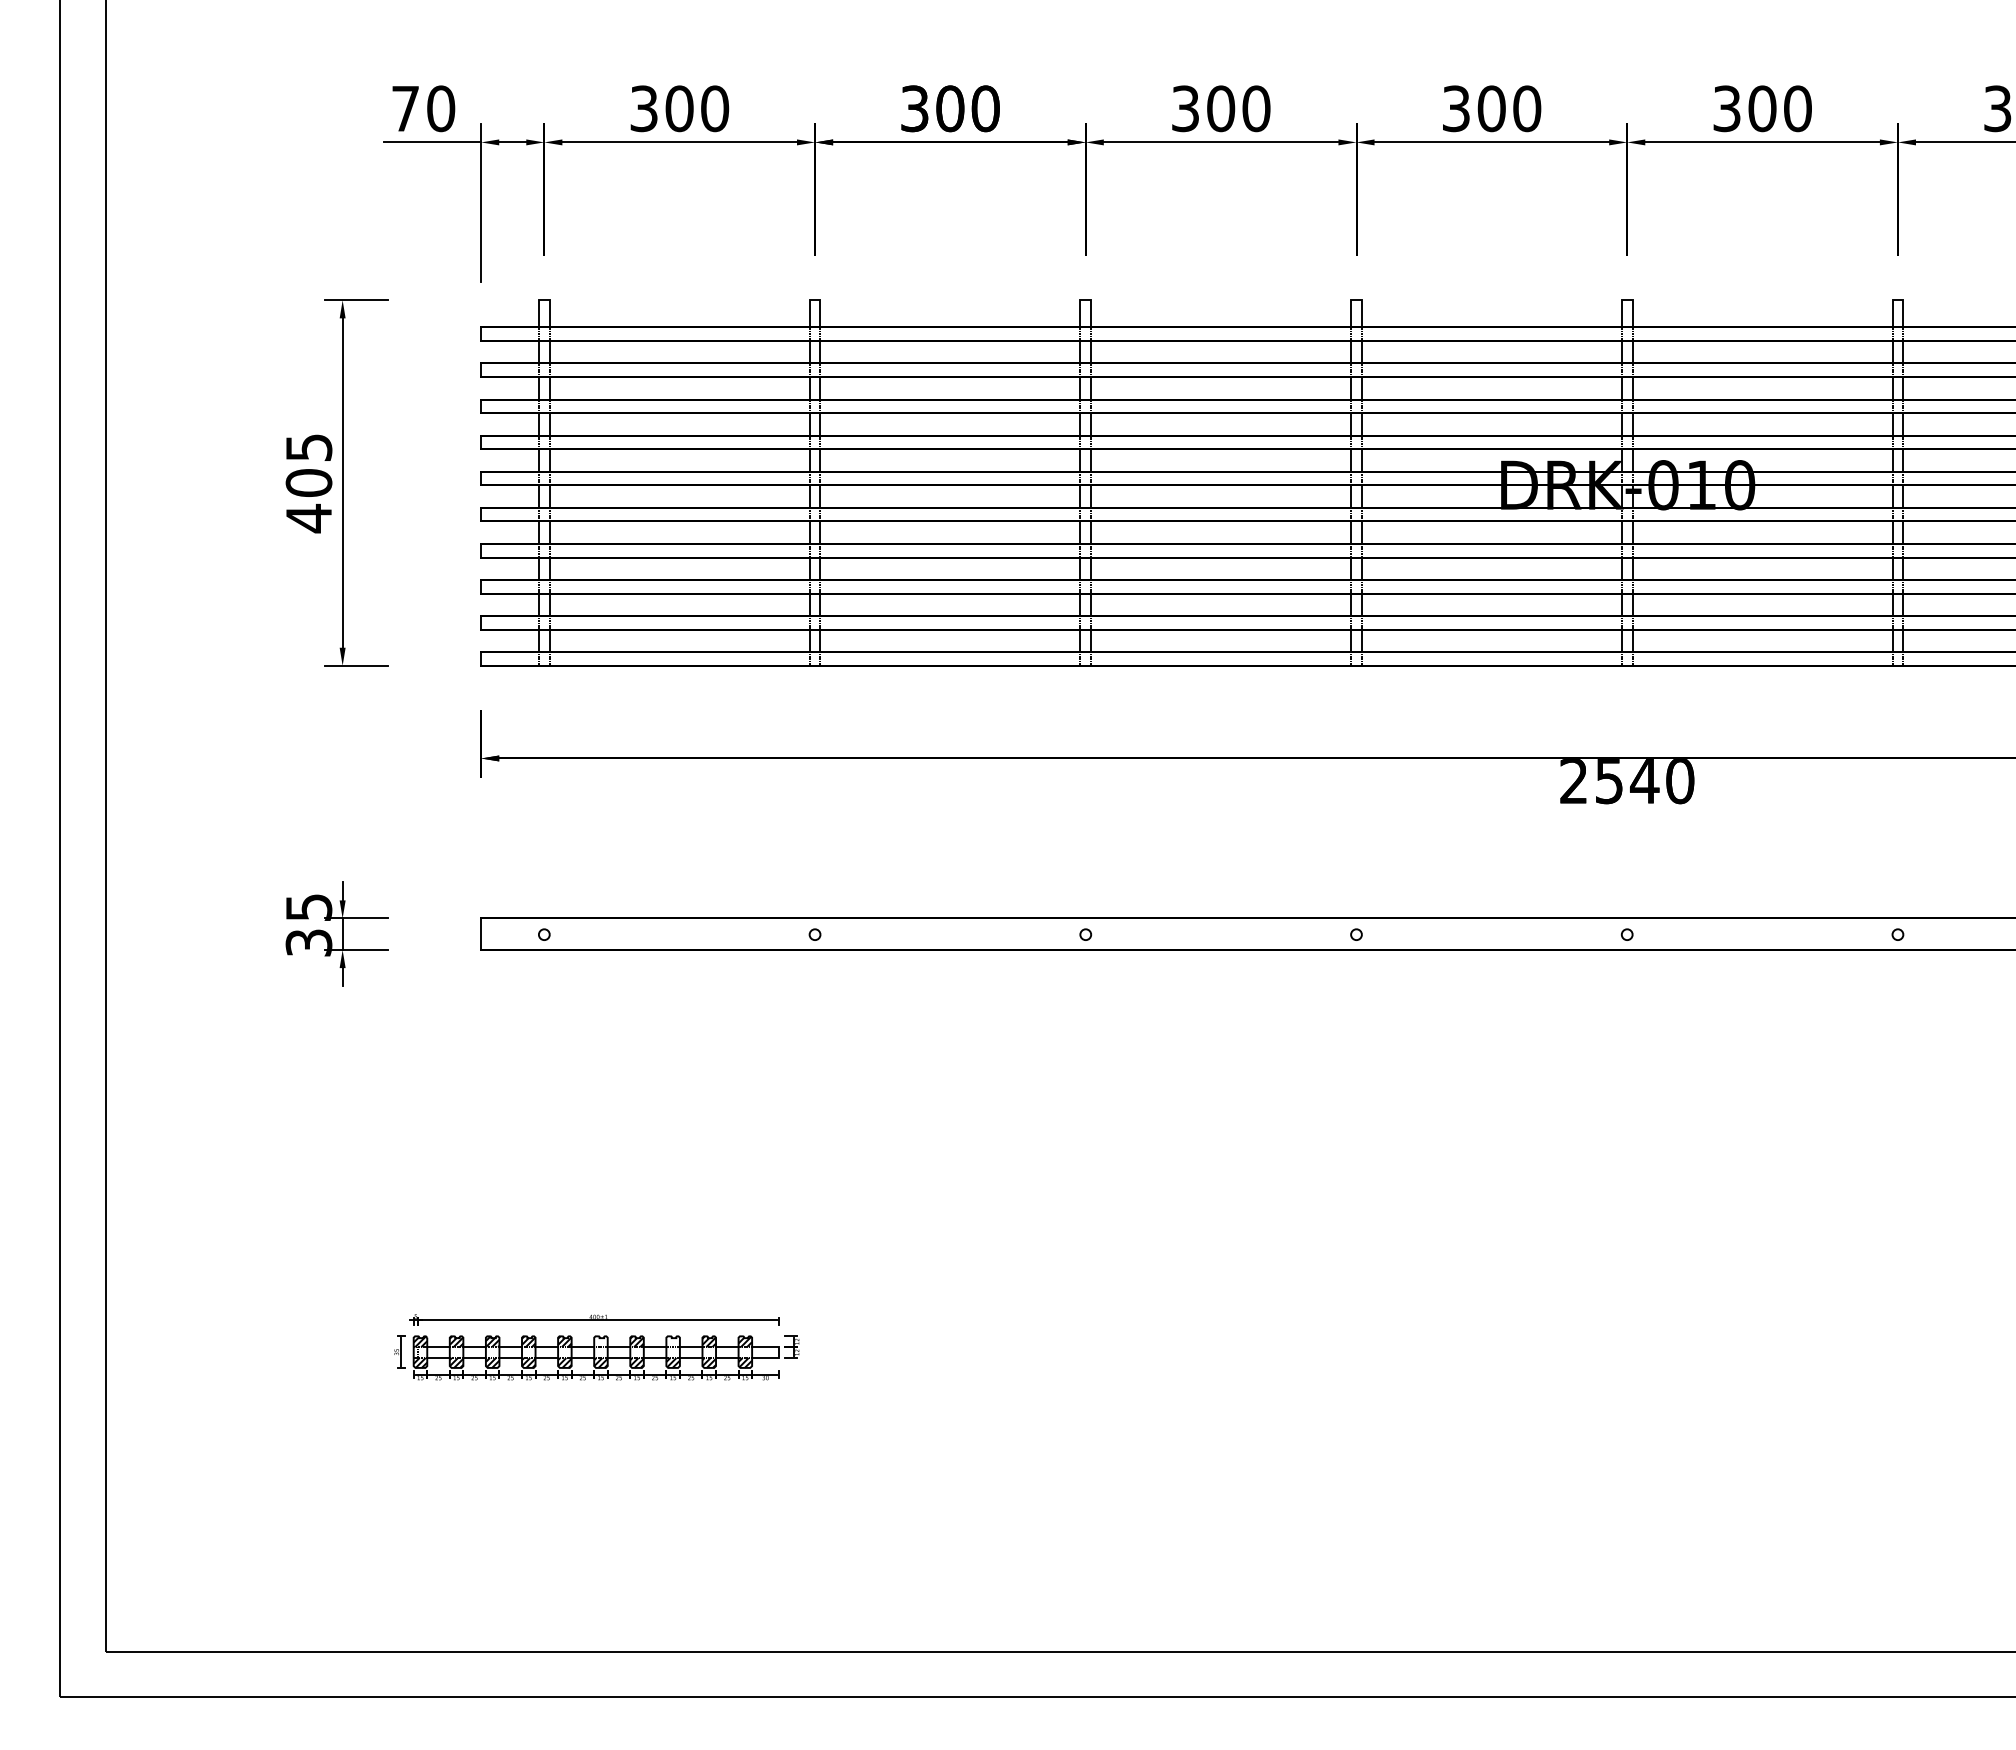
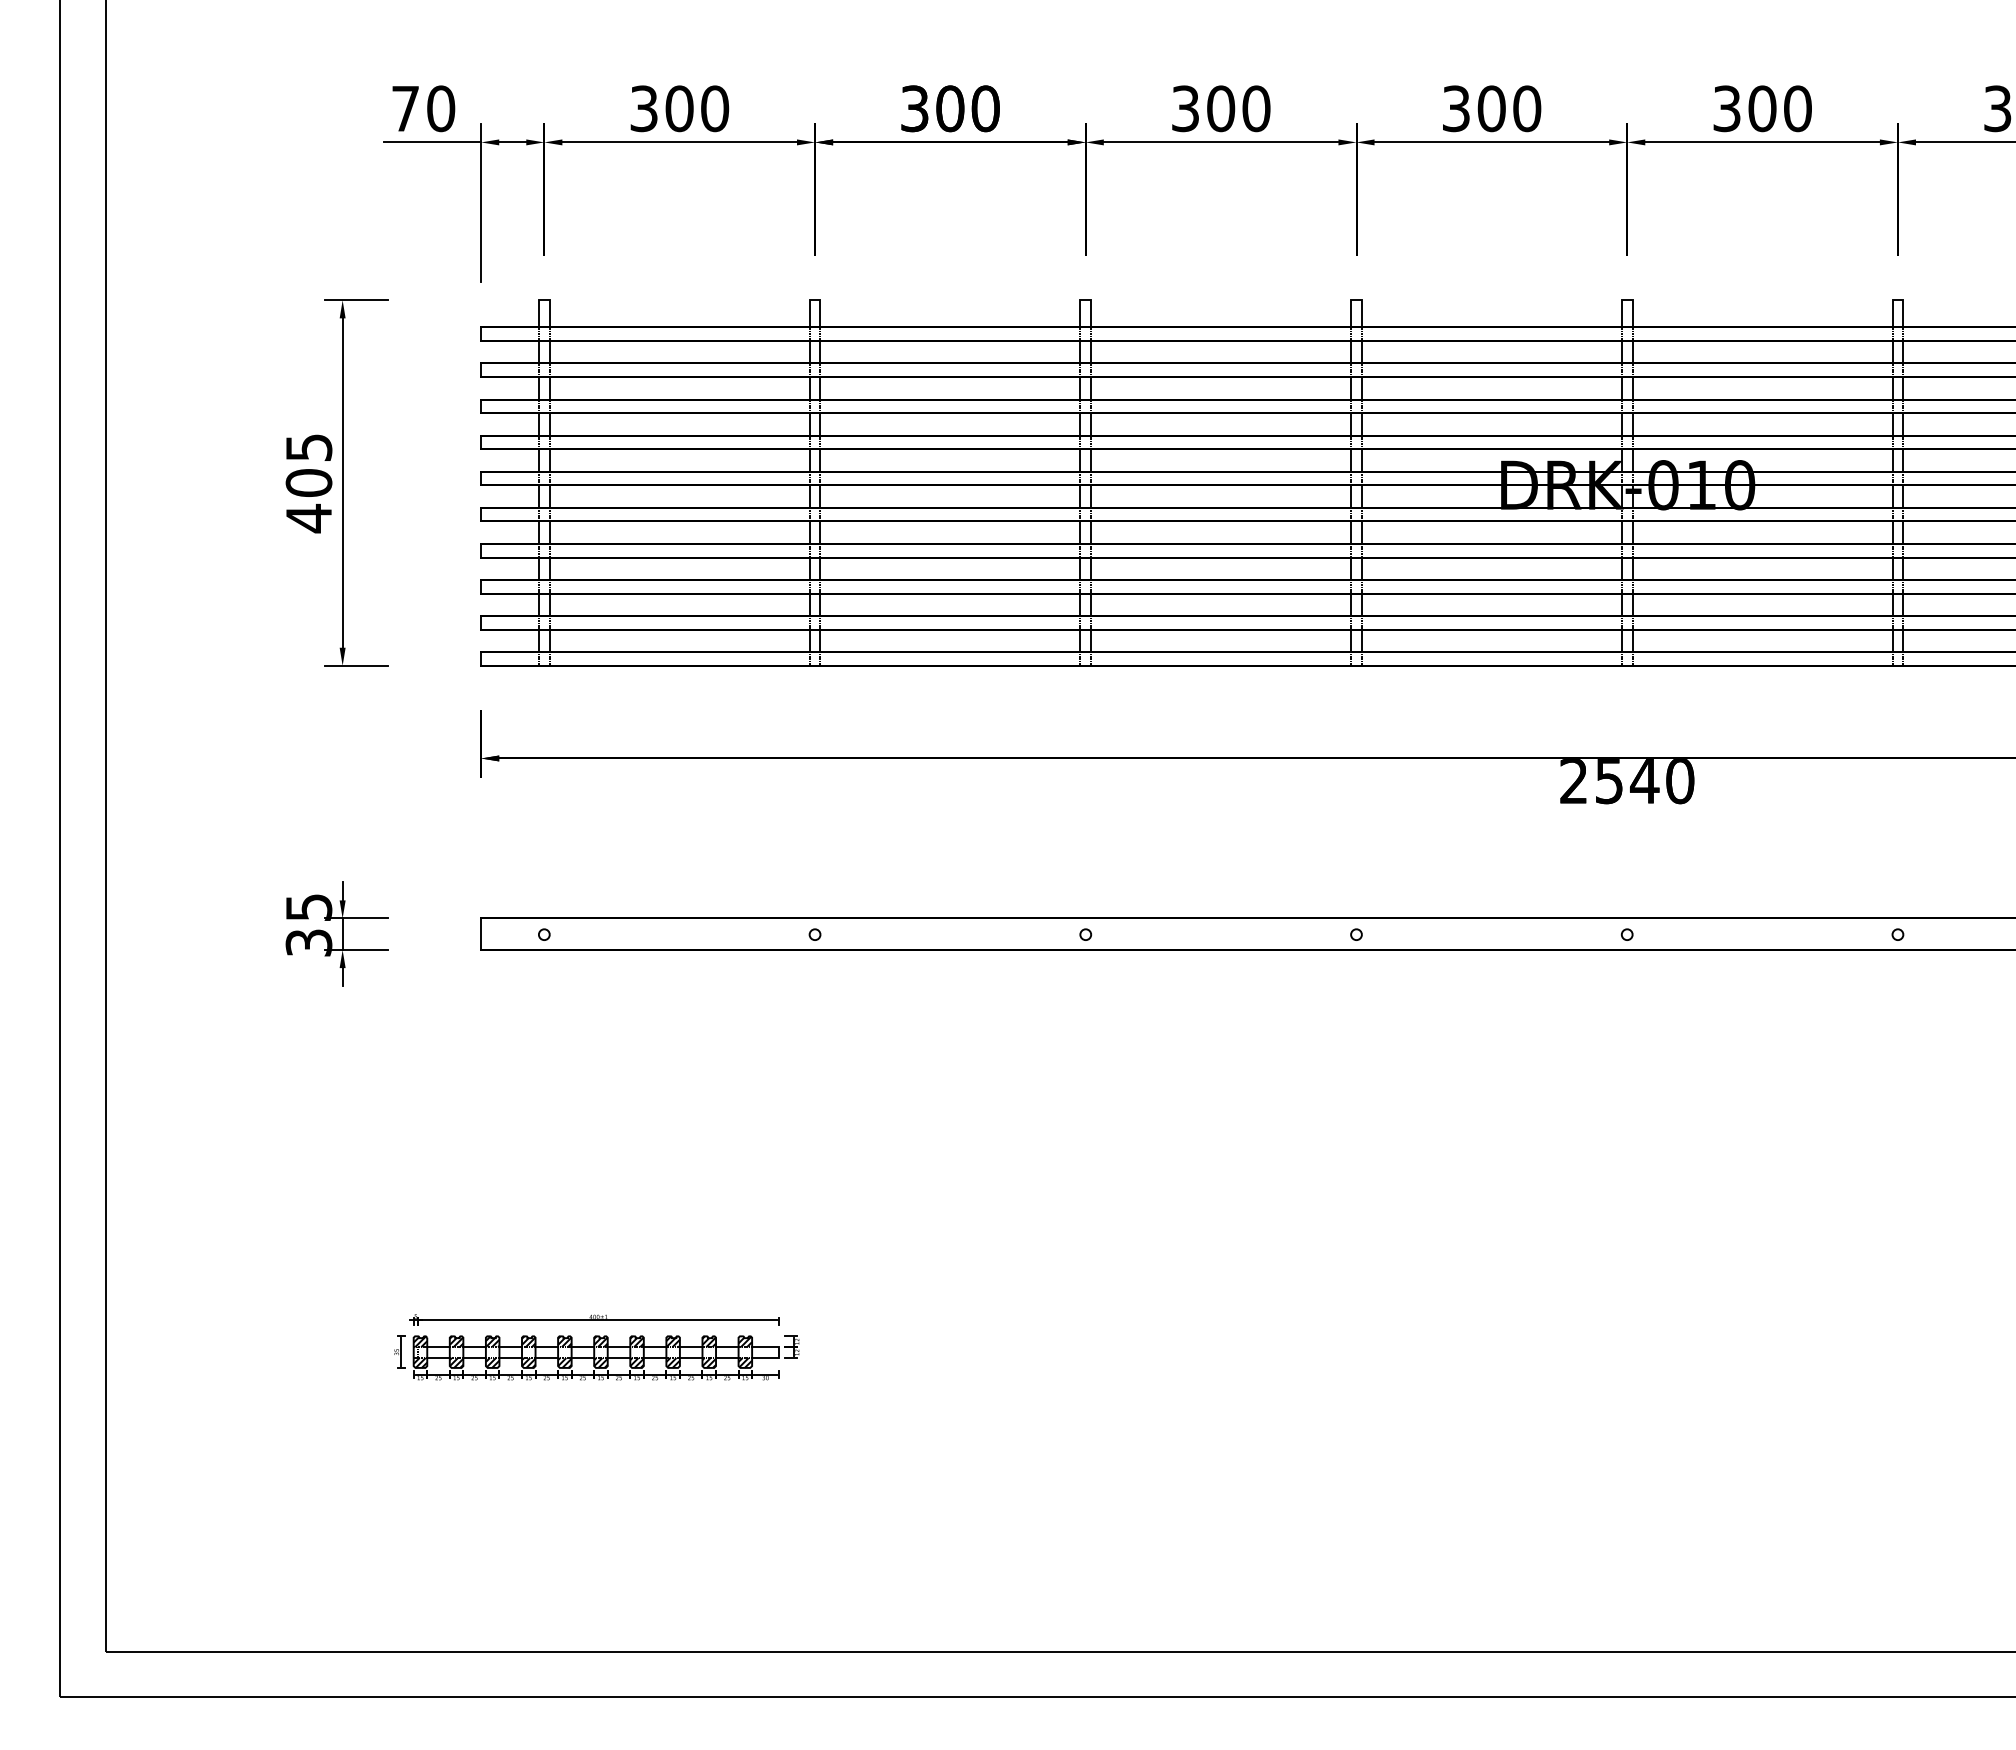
hatch: none -> present (600, 1341)
hatch: none -> present (672, 1341)
